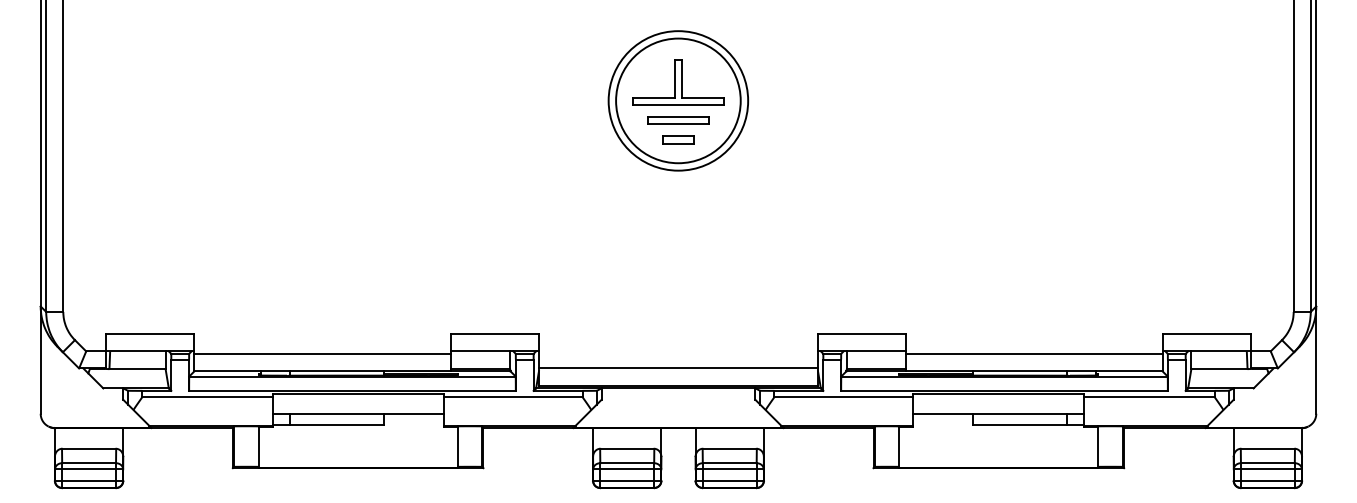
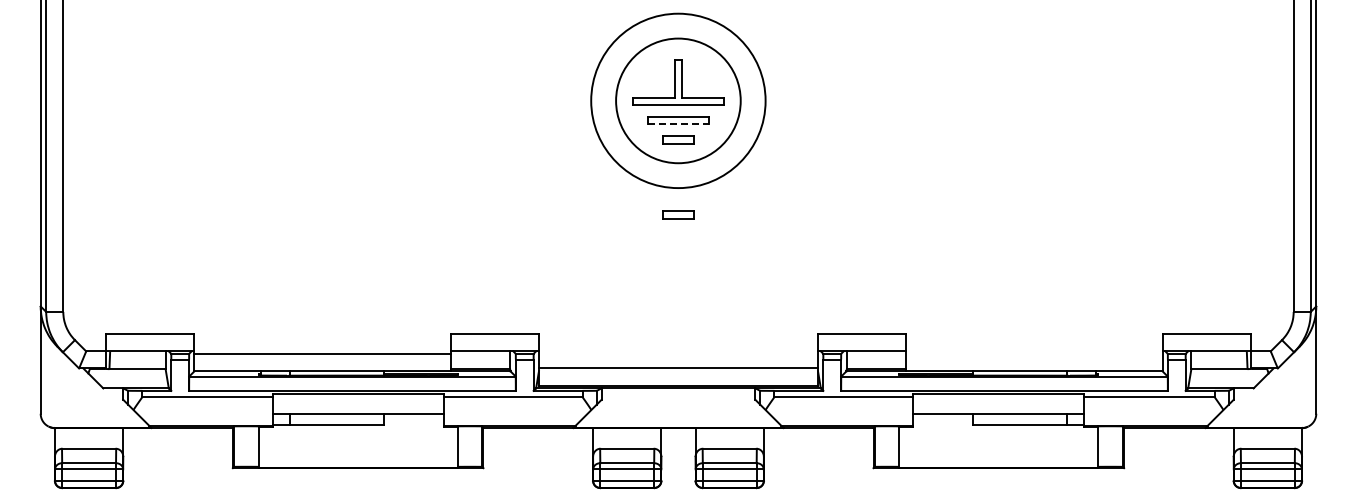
circle diameter: 140 px -> 174 px (678, 100)
line: solid -> dashed (678, 124)
part: none -> present (678, 214)
line: present -> none (1034, 354)
